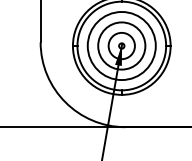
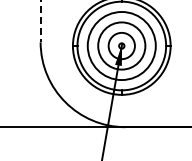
line: solid -> dashed (40, 21)
